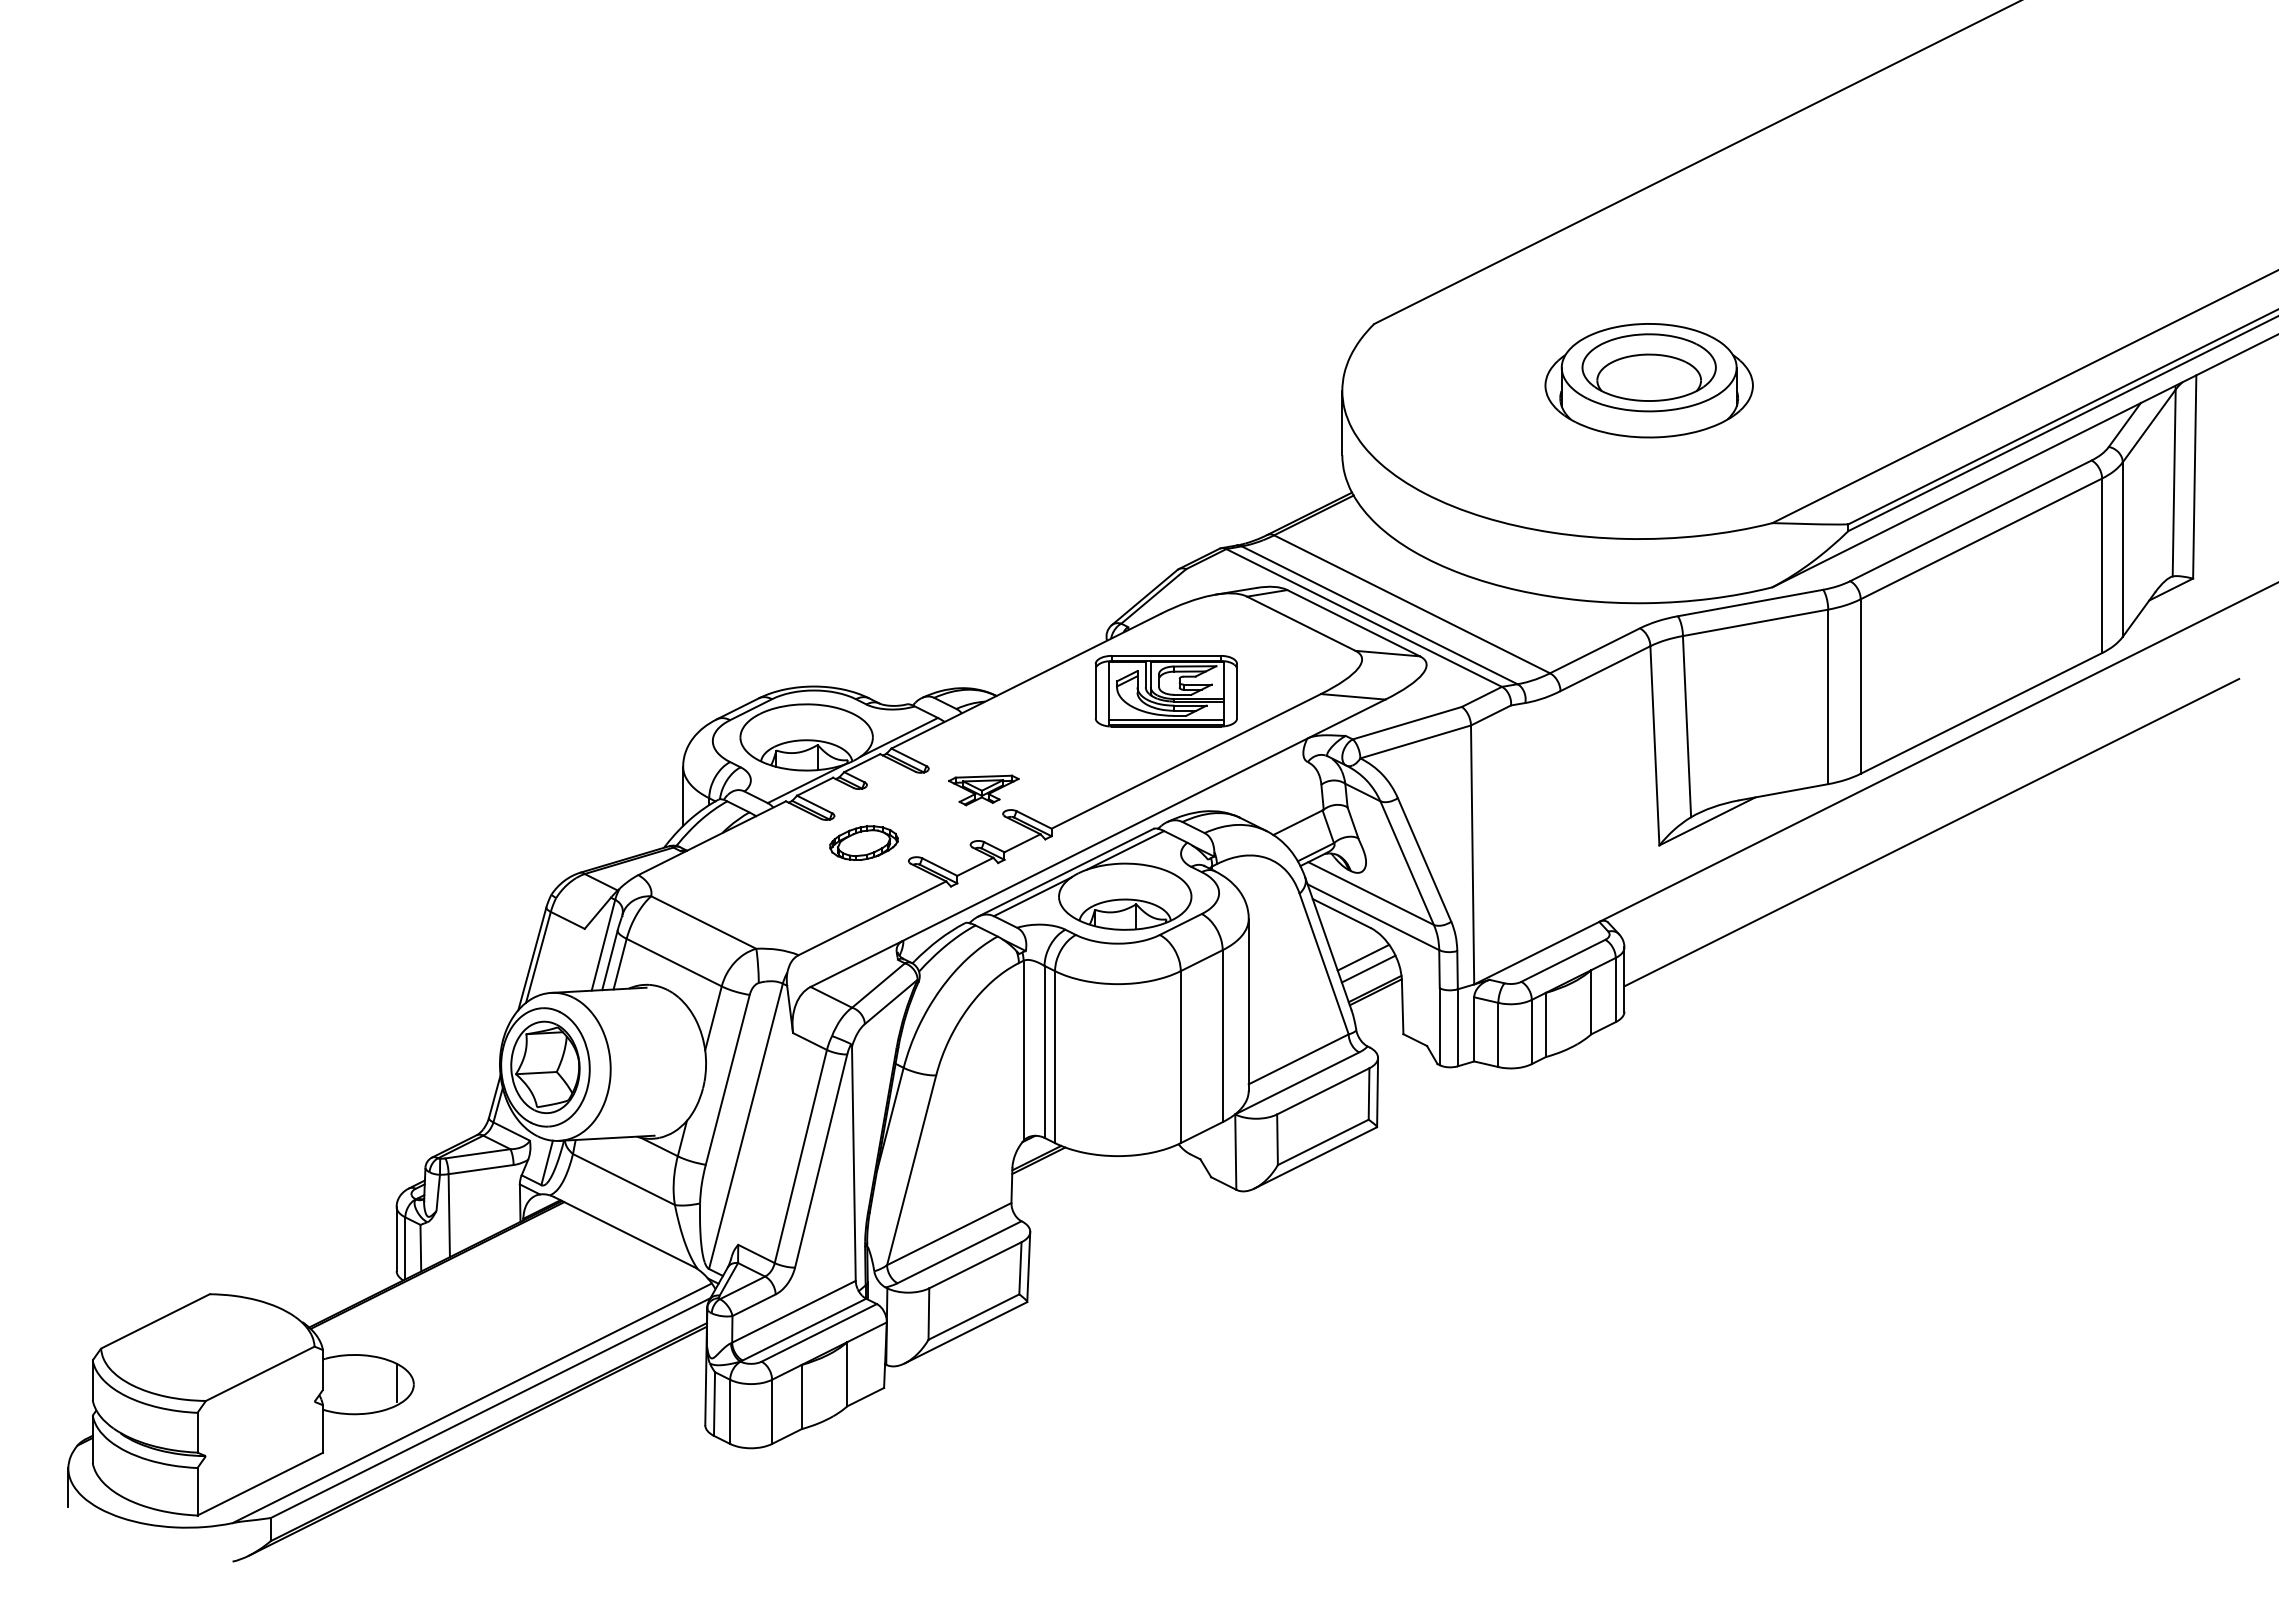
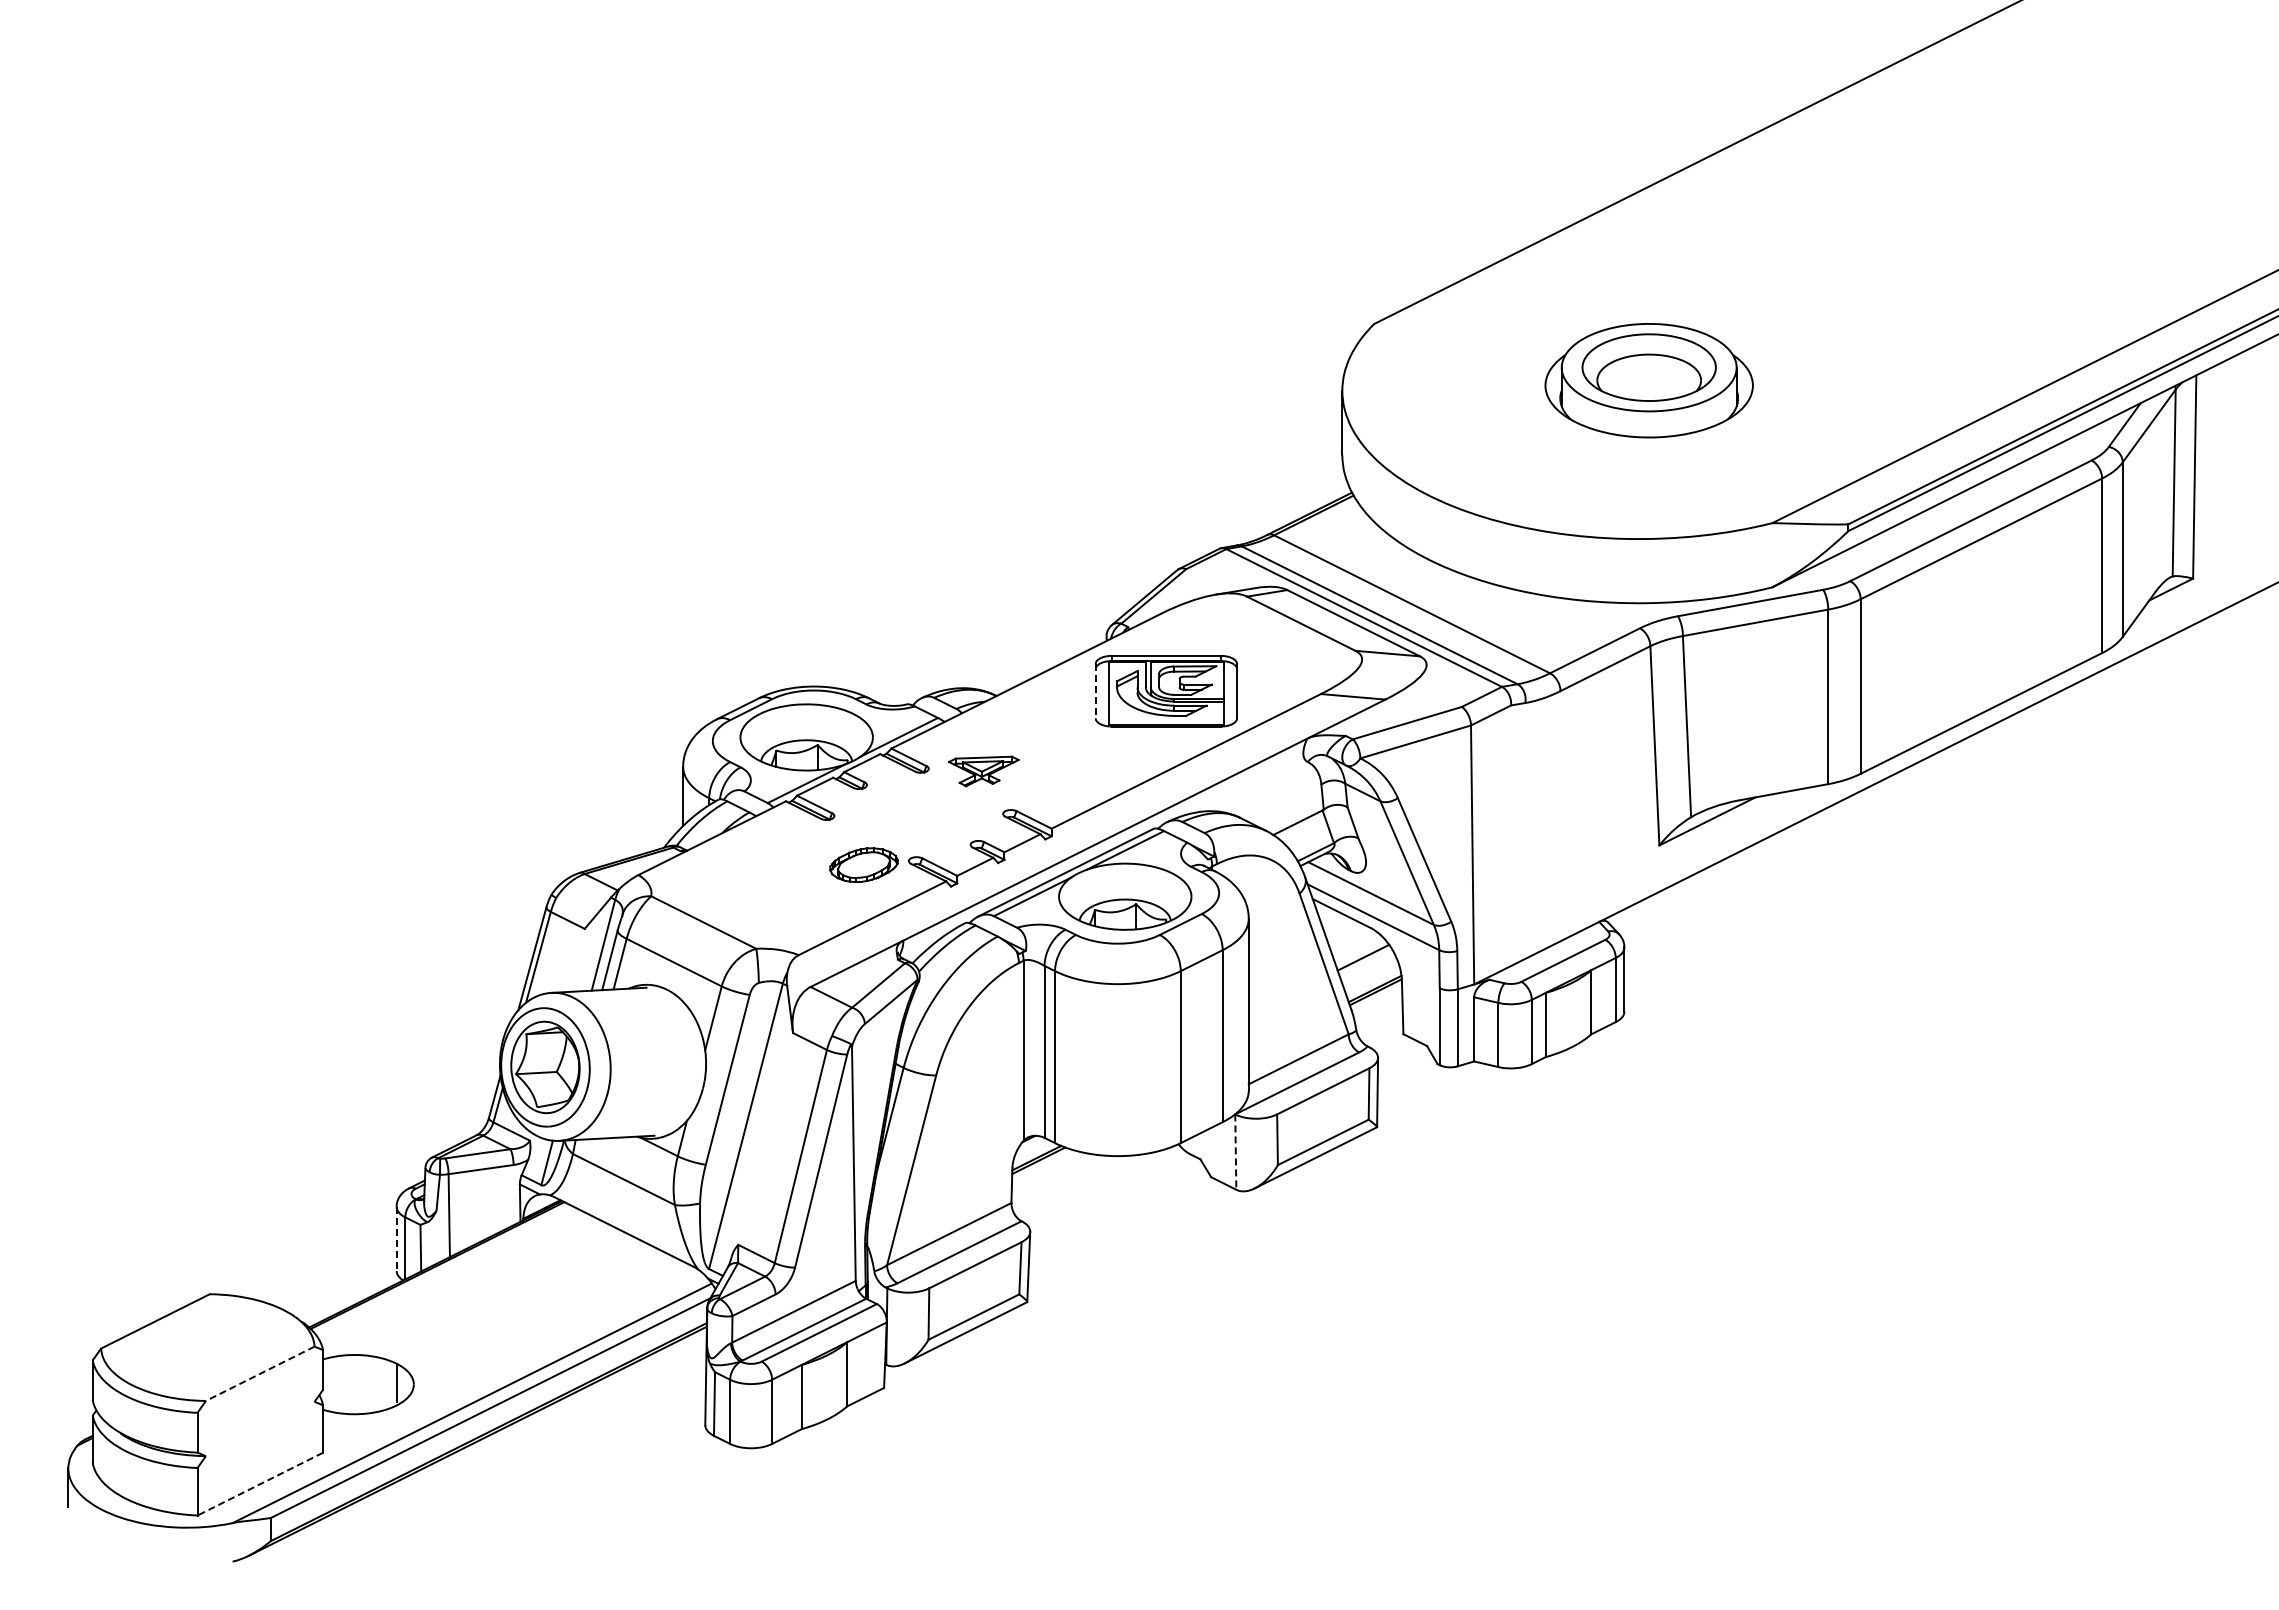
line: solid -> dashed (1095, 691)
line: present -> none (1166, 720)
part position: (983, 790) -> (983, 771) (983, 771)
line: present -> none (1931, 832)
part position: (863, 842) -> (863, 864) (863, 864)
line: present -> none (1368, 968)
line: solid -> dashed (1235, 1152)
line: solid -> dashed (396, 1239)
line: solid -> dashed (260, 1373)
line: solid -> dashed (259, 1484)
